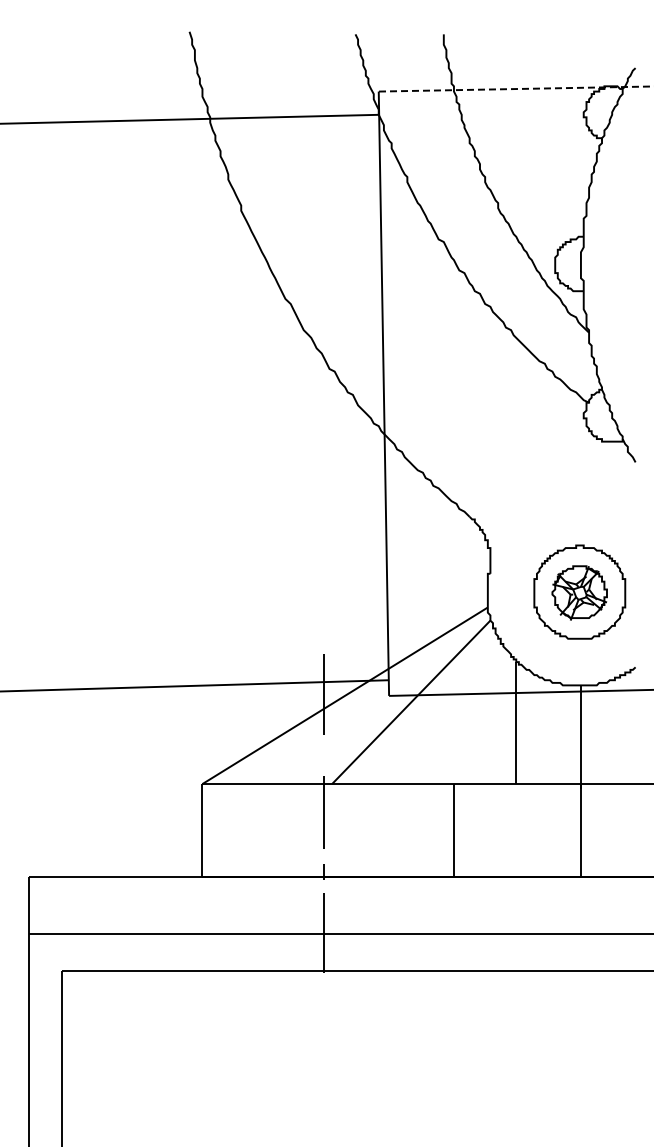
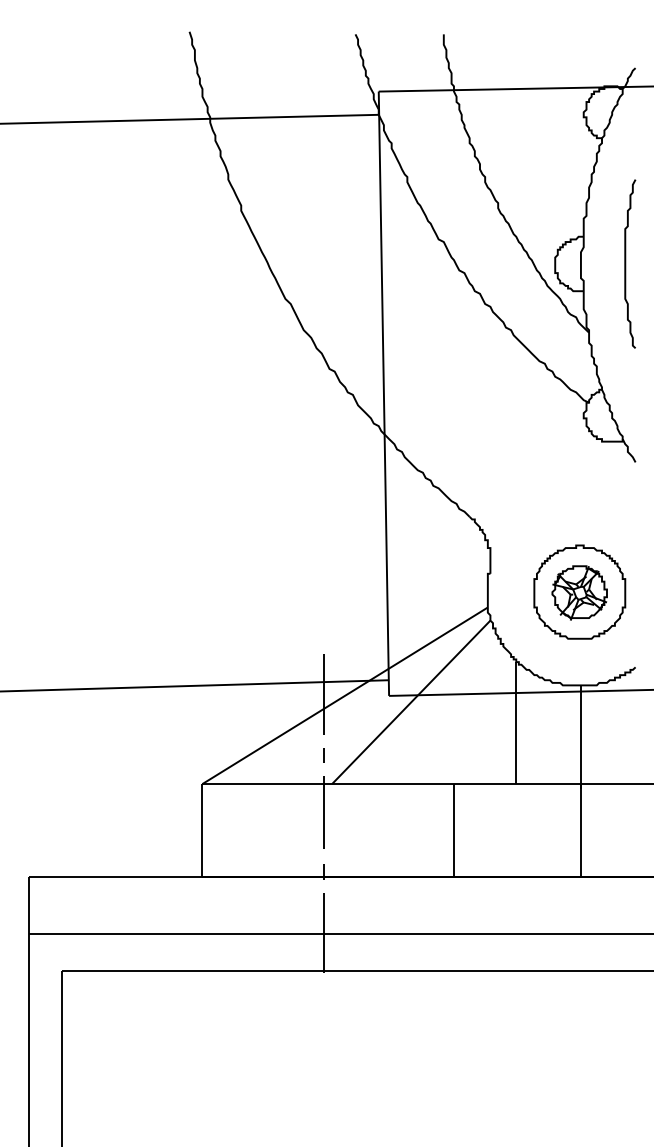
line: dashed -> solid (515, 89)
curve: none -> present (626, 263)
line: none -> present (323, 755)
